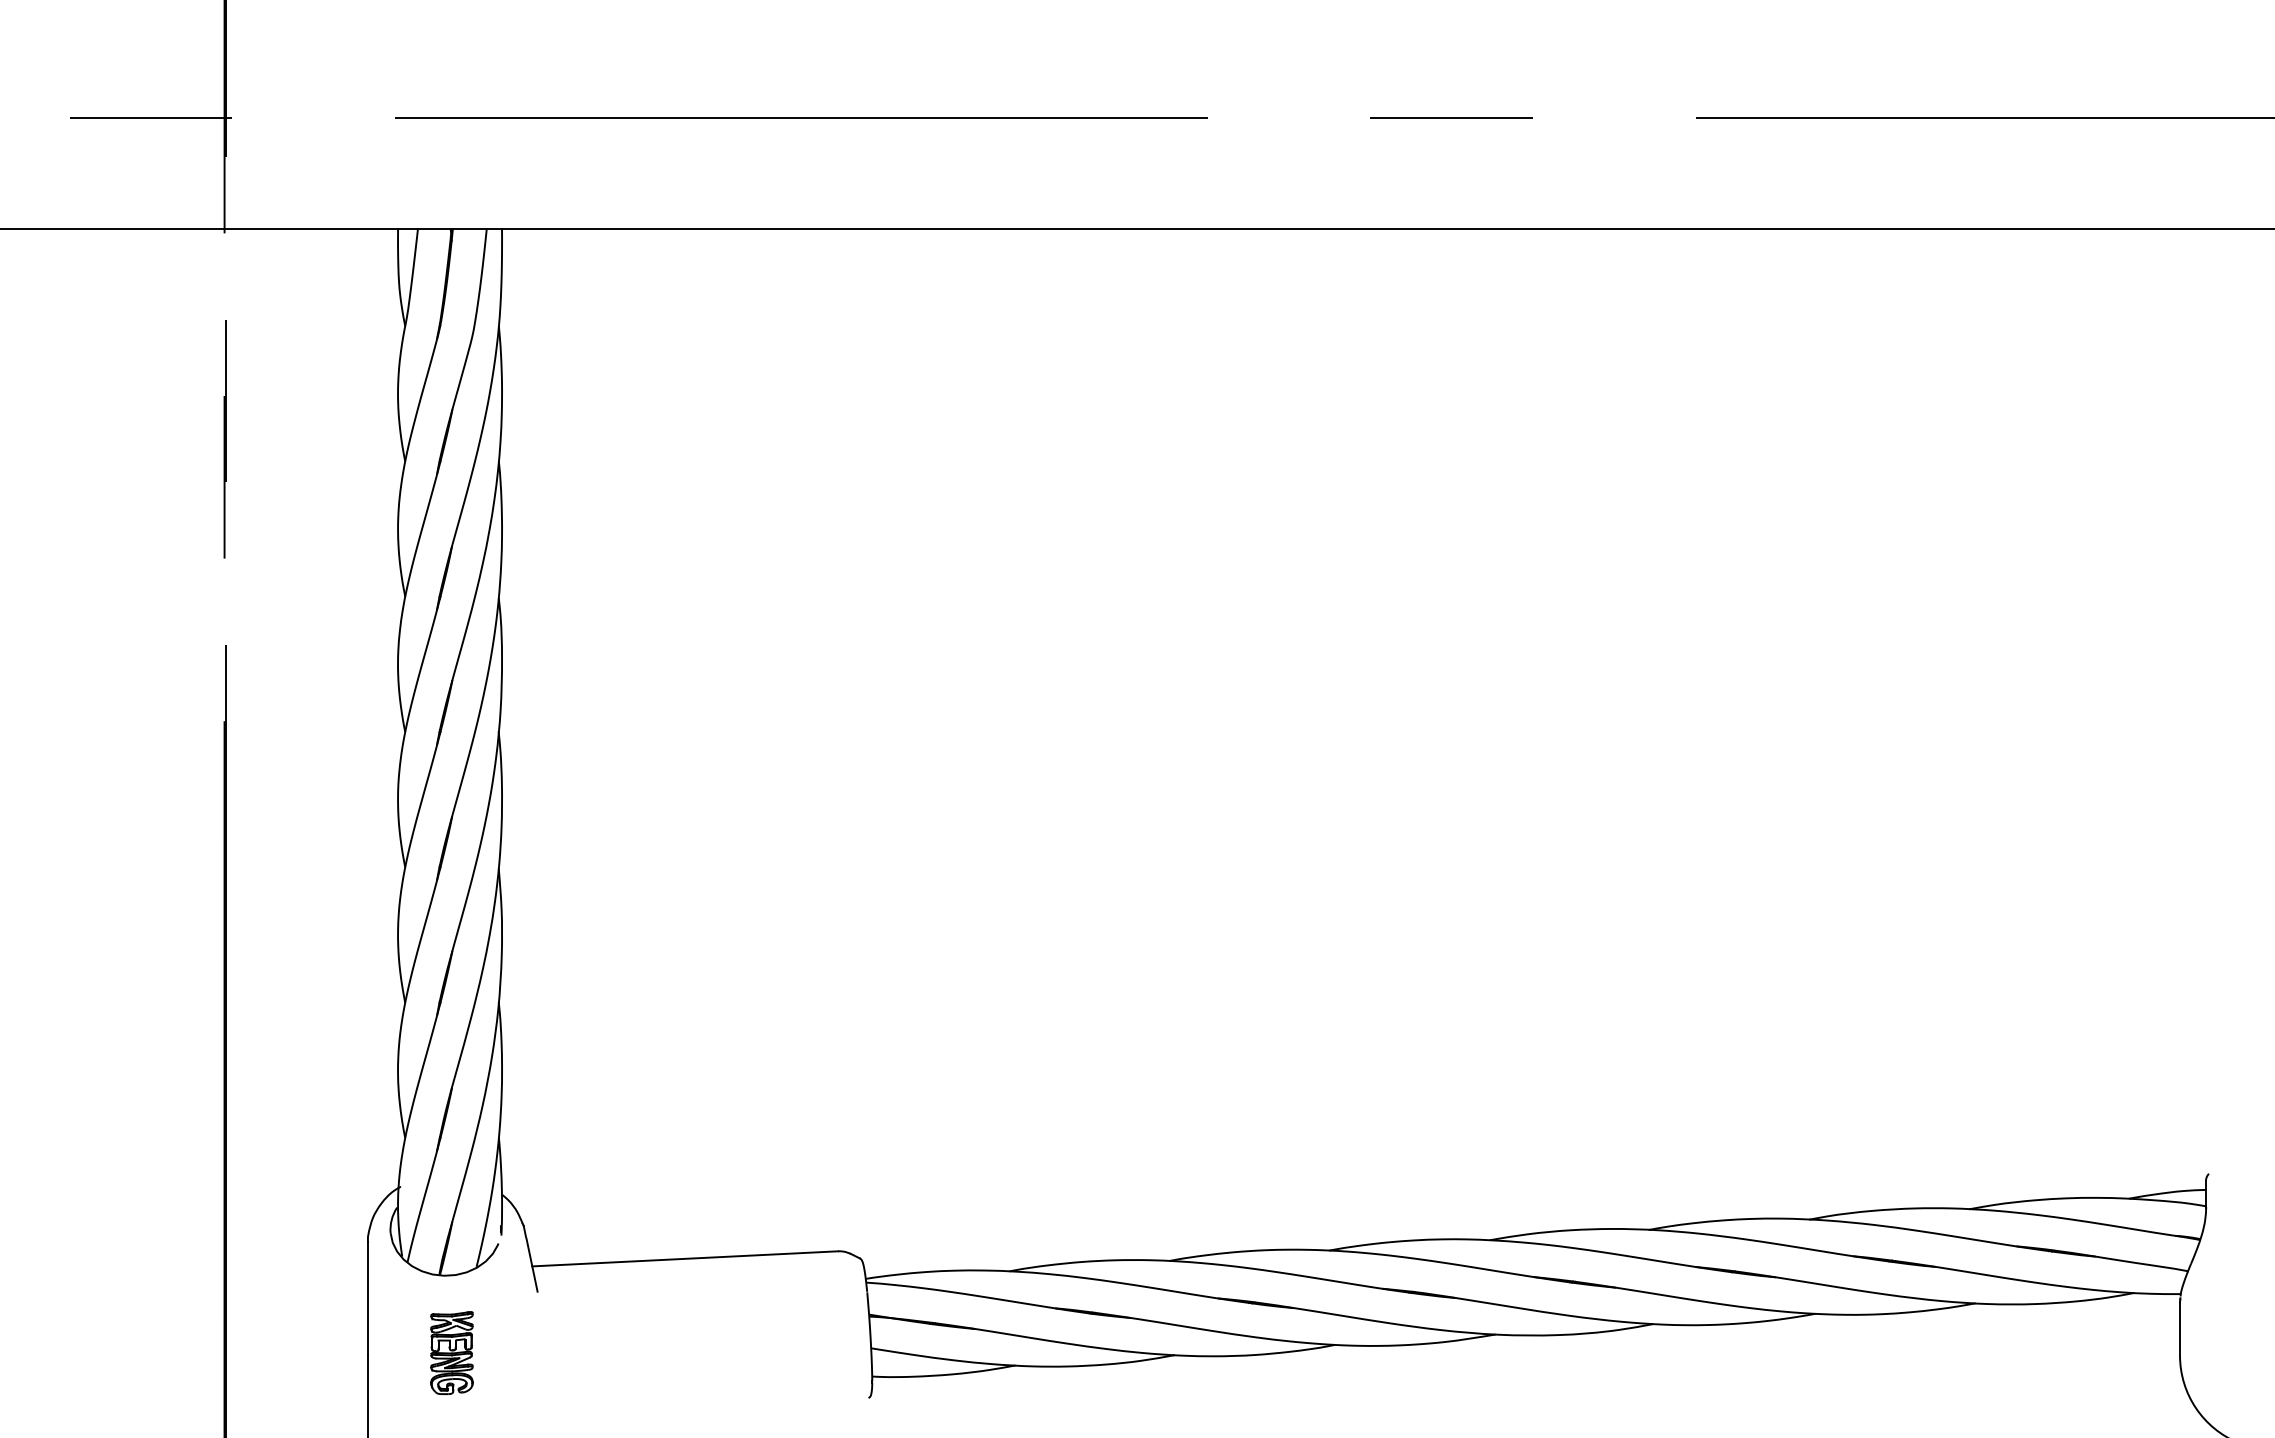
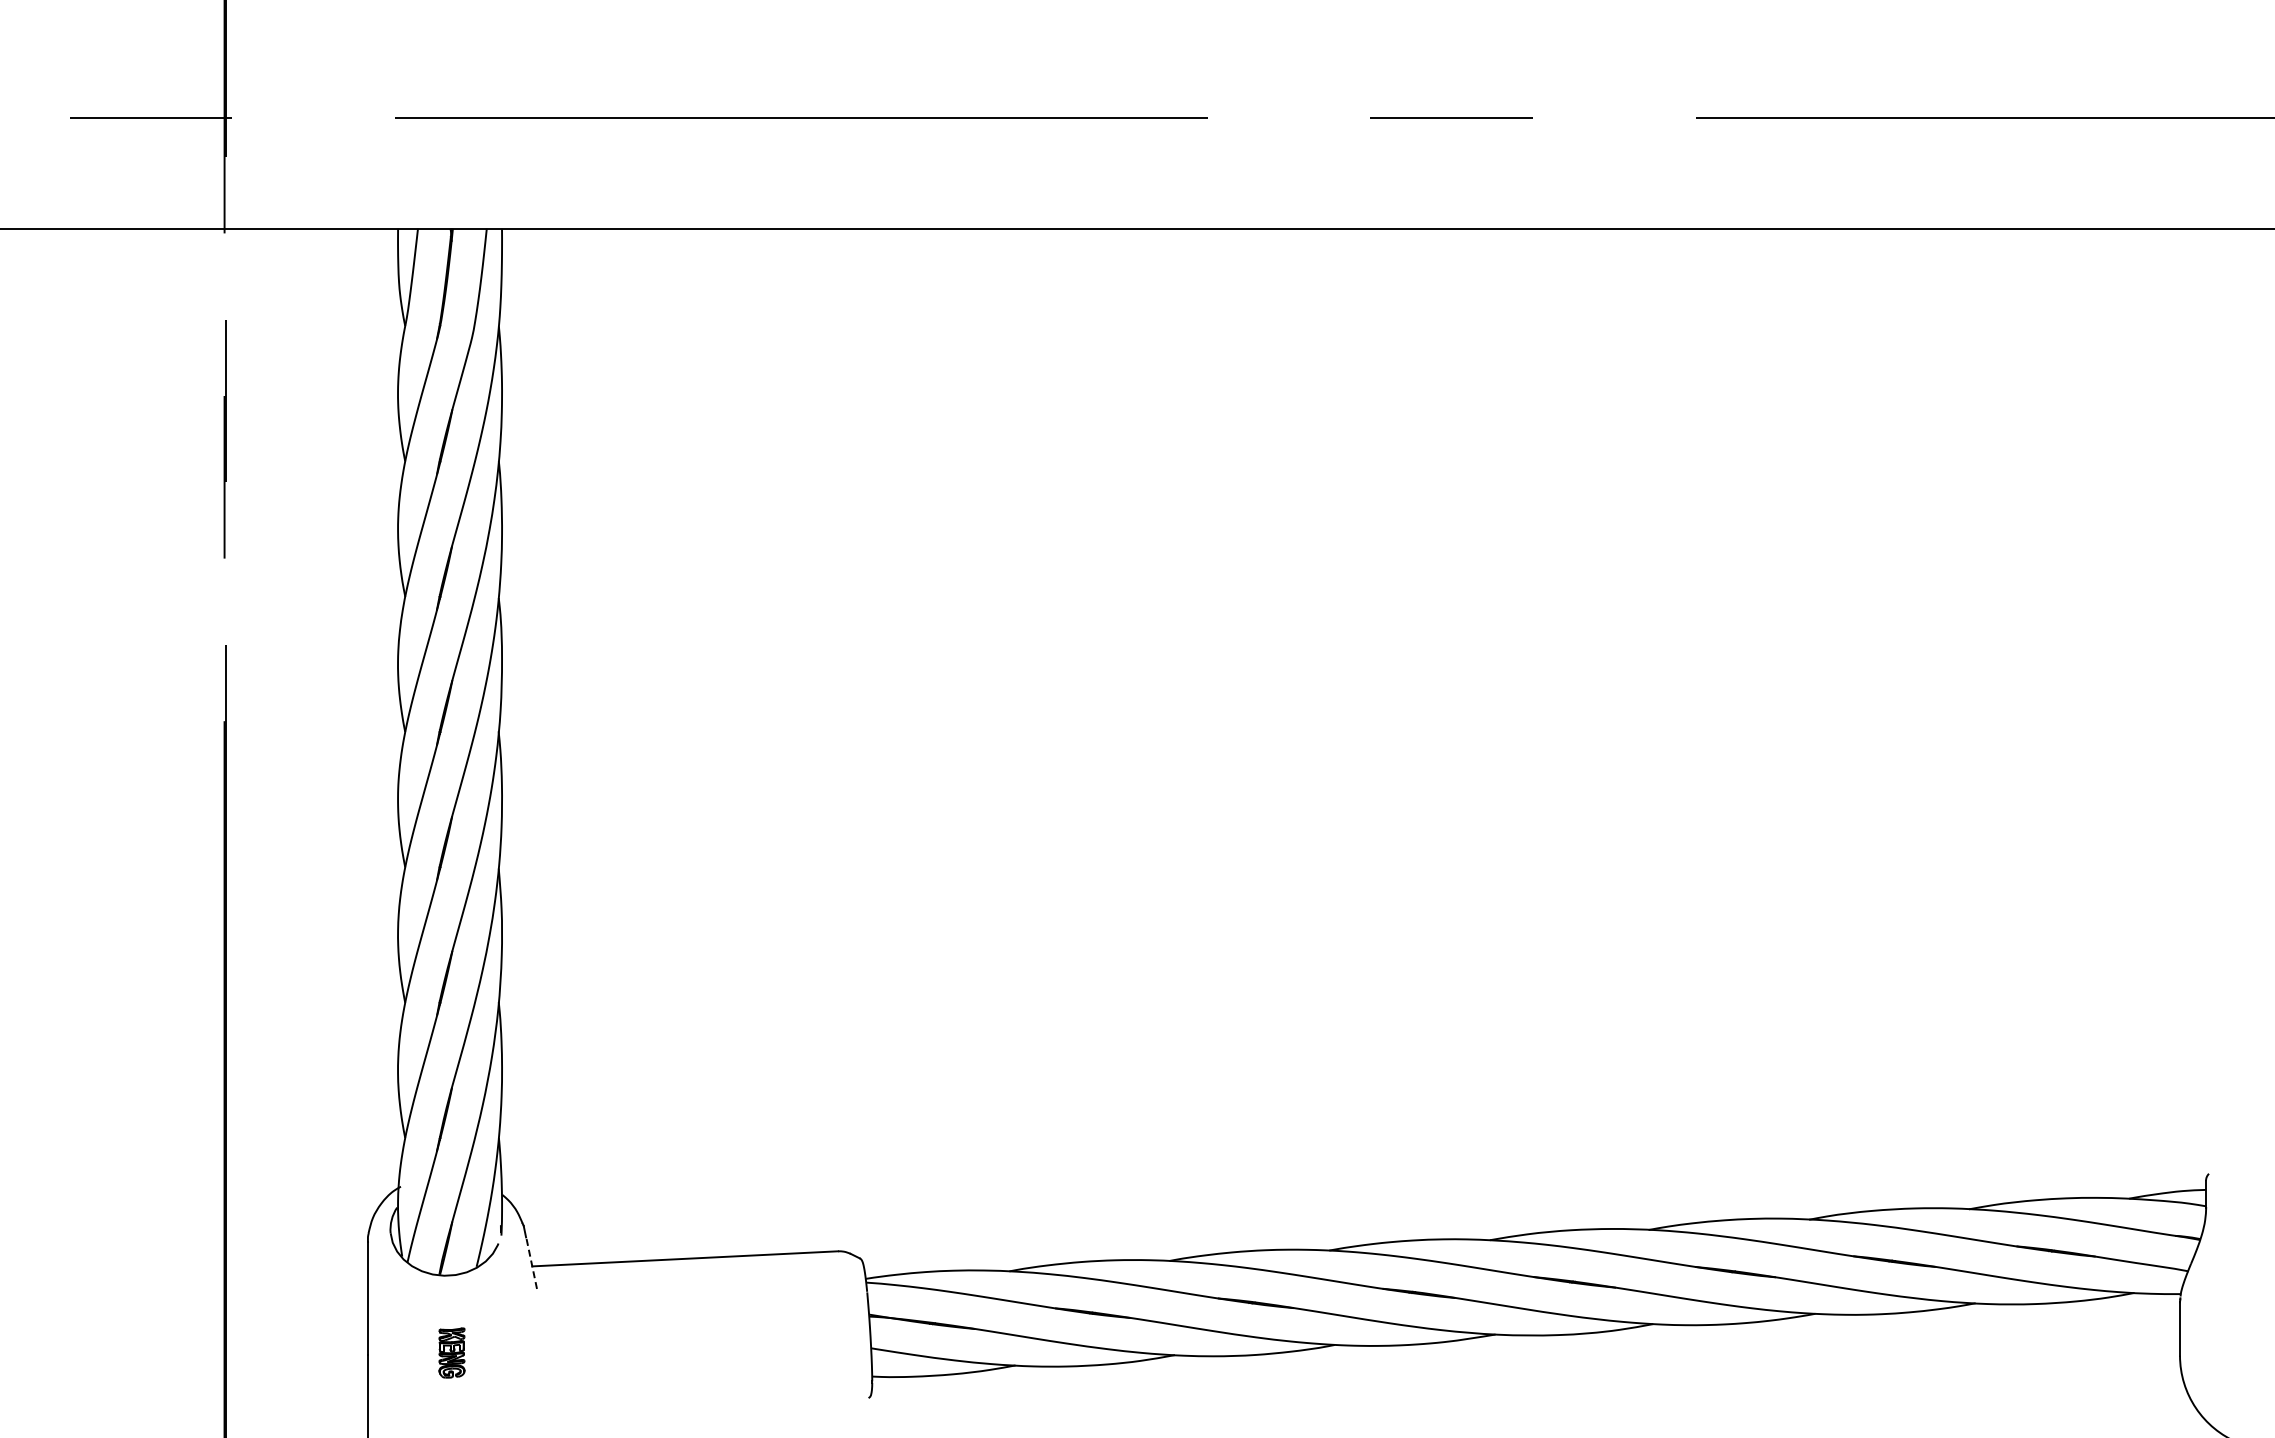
line: solid -> dashed (532, 1265)
part size: 44x84 px -> 28x52 px (451, 1352)
